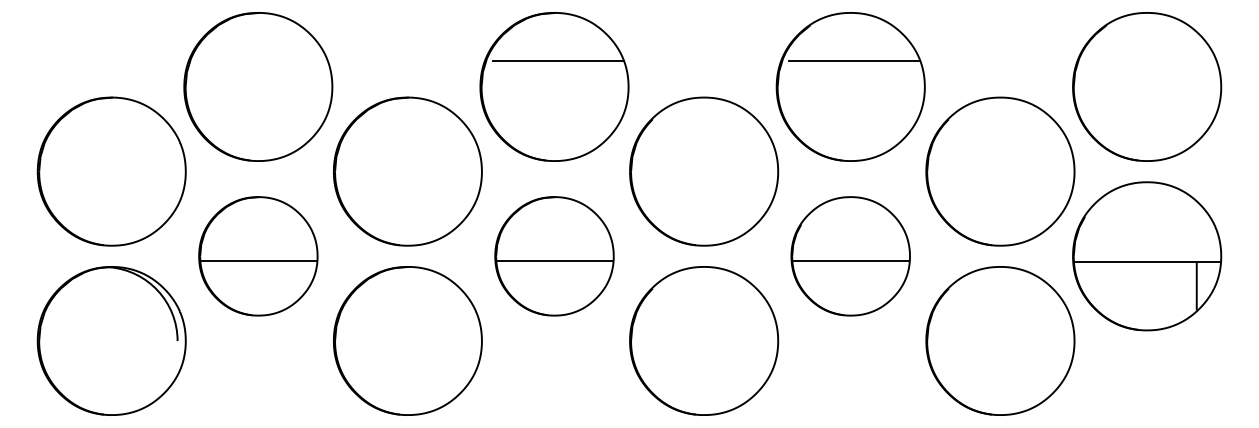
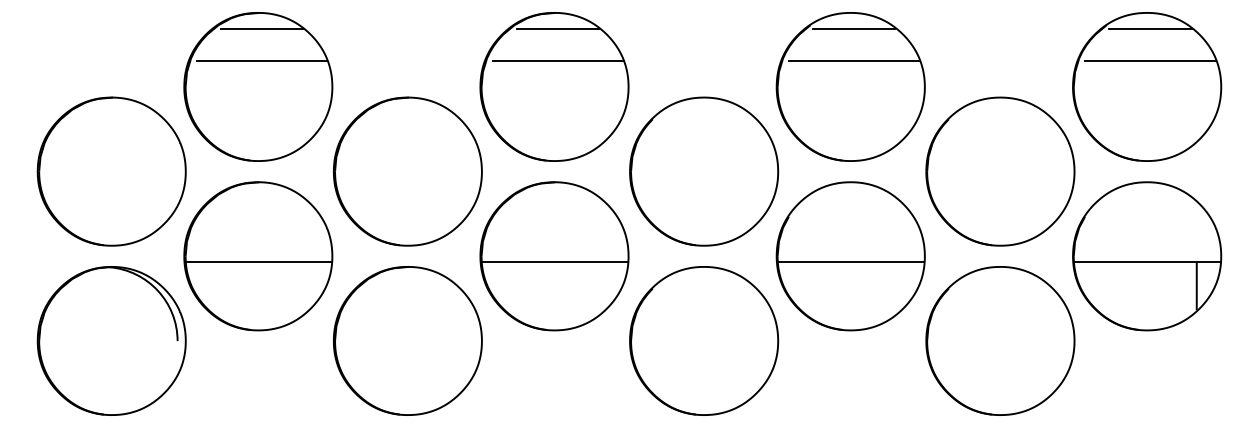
line: none -> present (262, 28)
line: none -> present (558, 28)
line: none -> present (854, 28)
line: none -> present (1150, 28)
line: none -> present (261, 60)
line: none -> present (1150, 60)
part size: 121x121 px -> 151x151 px (258, 256)
part size: 121x121 px -> 151x151 px (554, 256)
part size: 121x121 px -> 151x151 px (850, 256)
